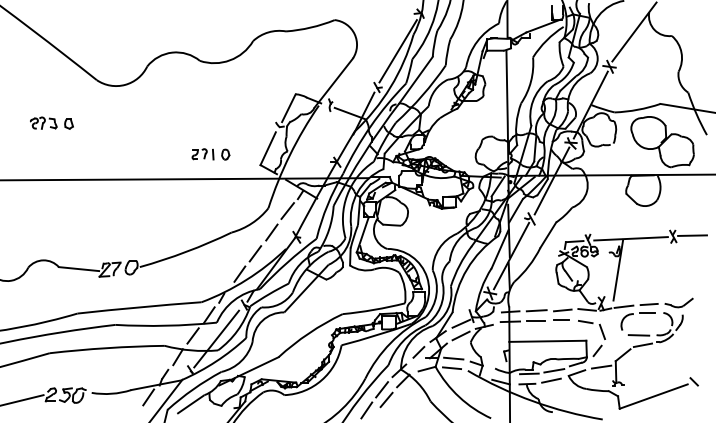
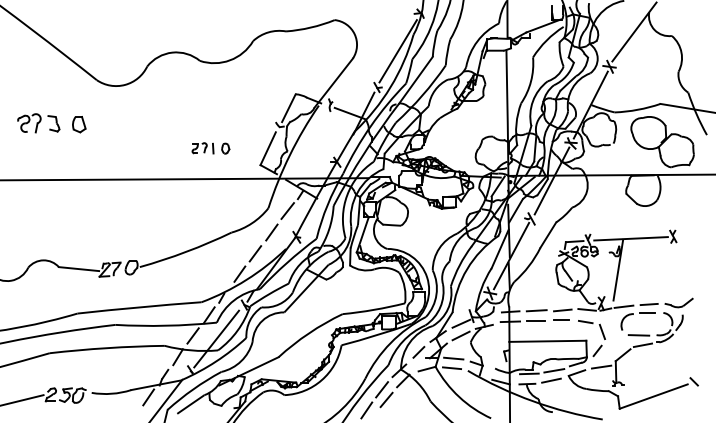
part size: 44x14 px -> 70x21 px (51, 123)
part position: (210, 154) -> (210, 148) (210, 148)
line: present -> none (692, 235)
